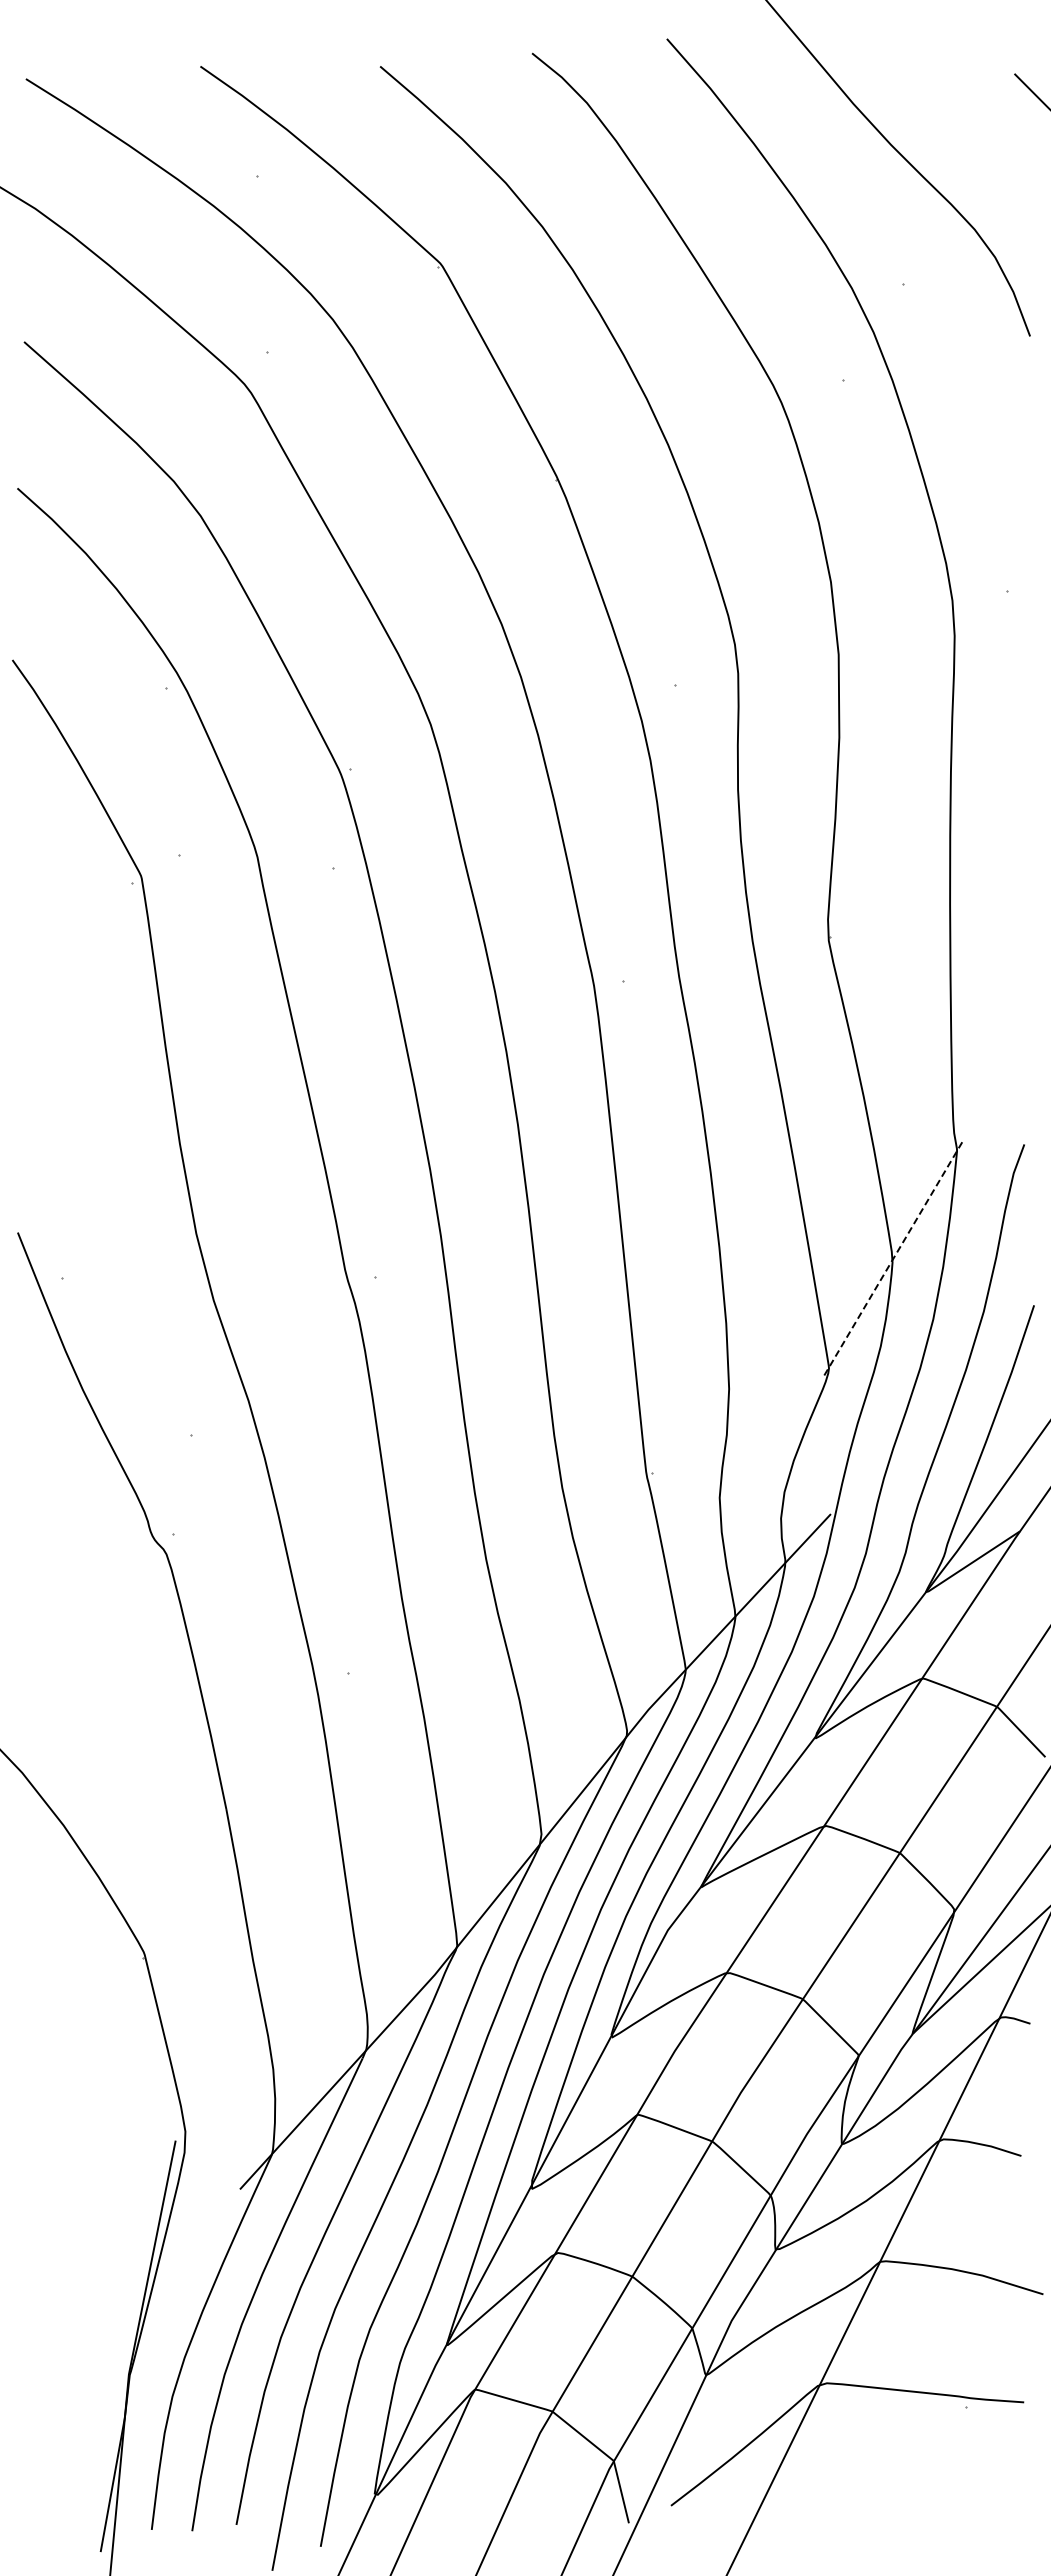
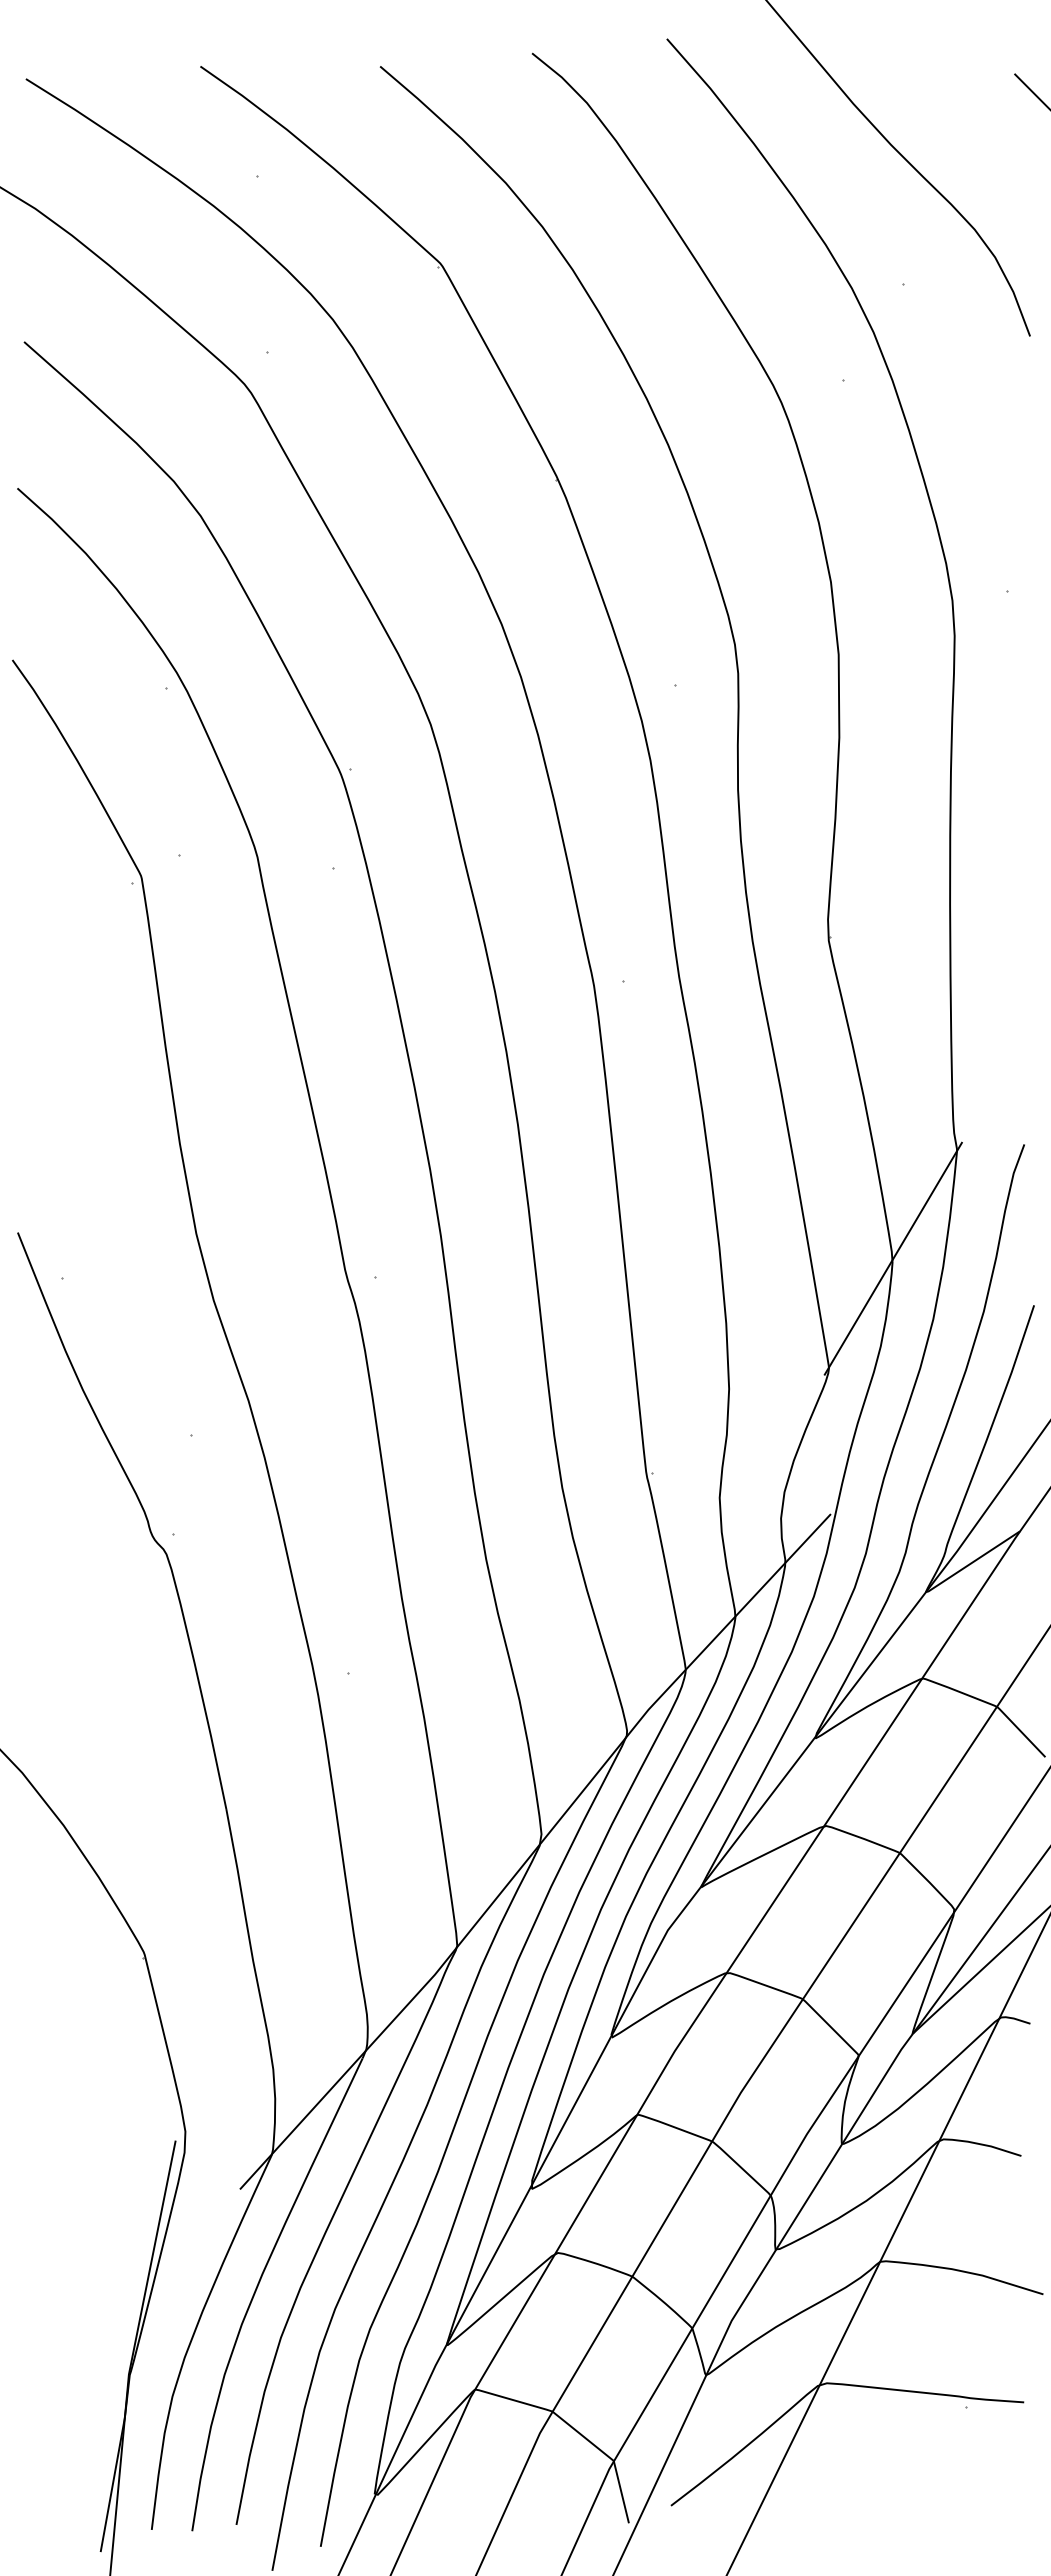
line: dashed -> solid (893, 1258)
